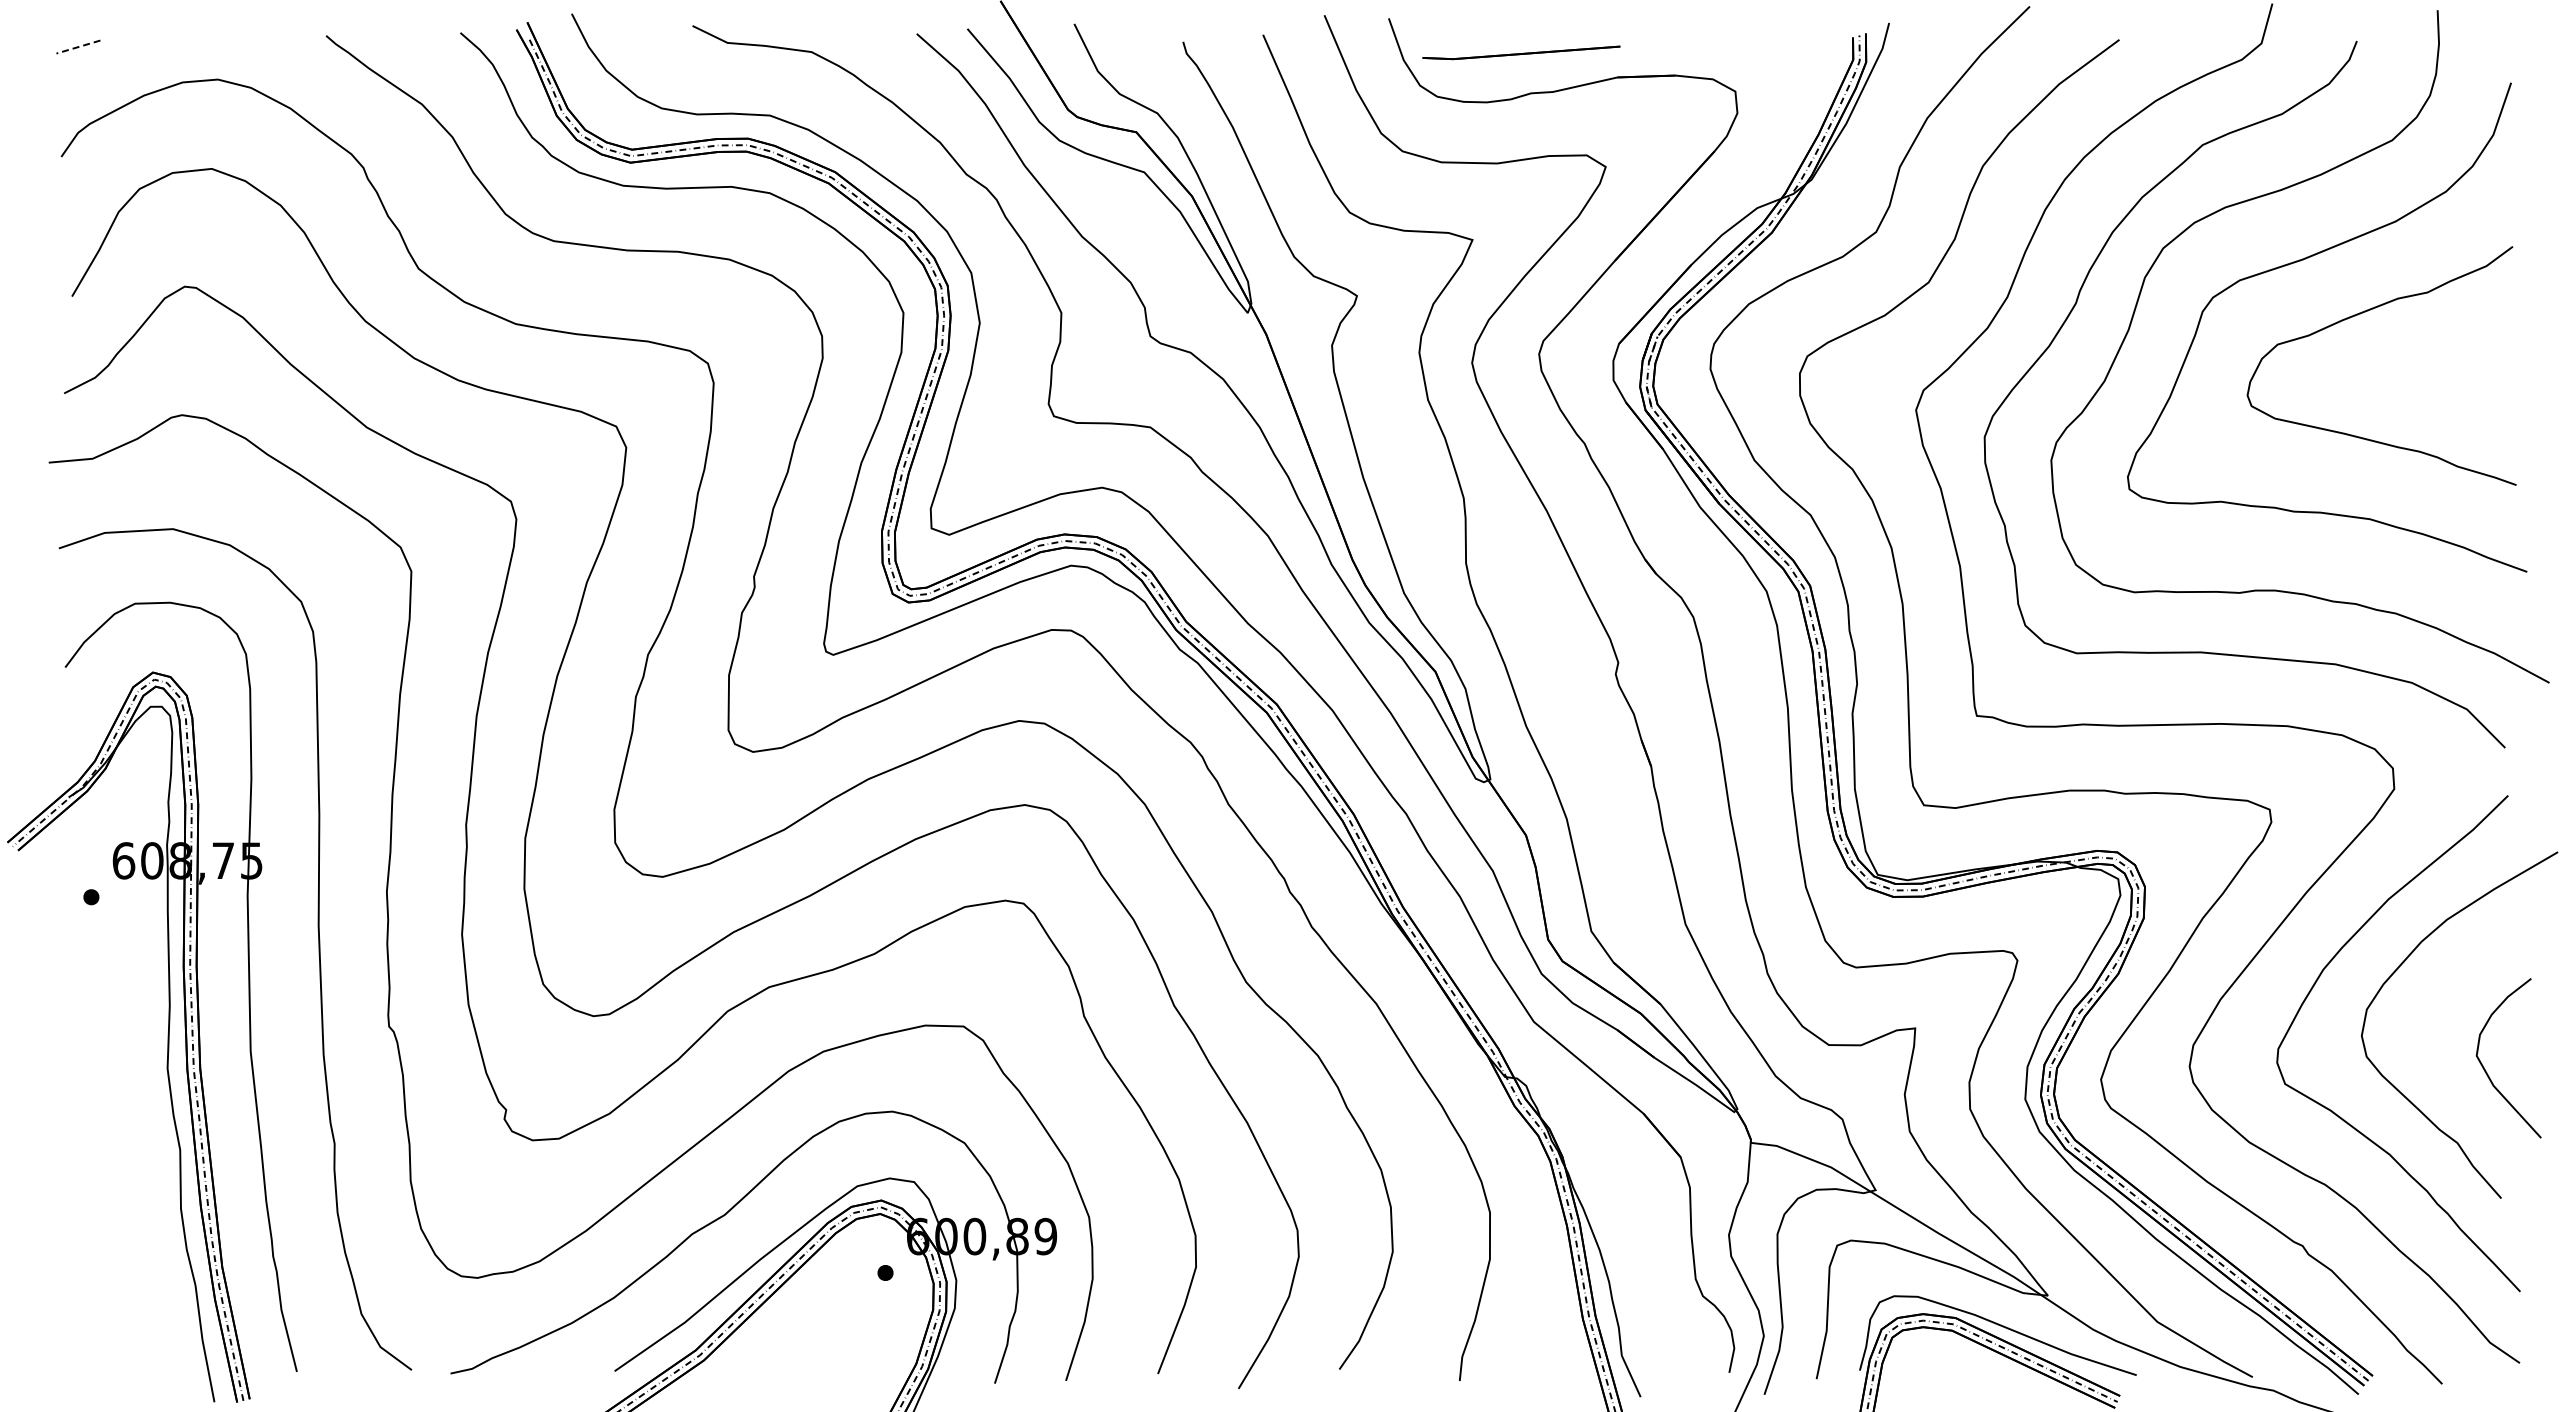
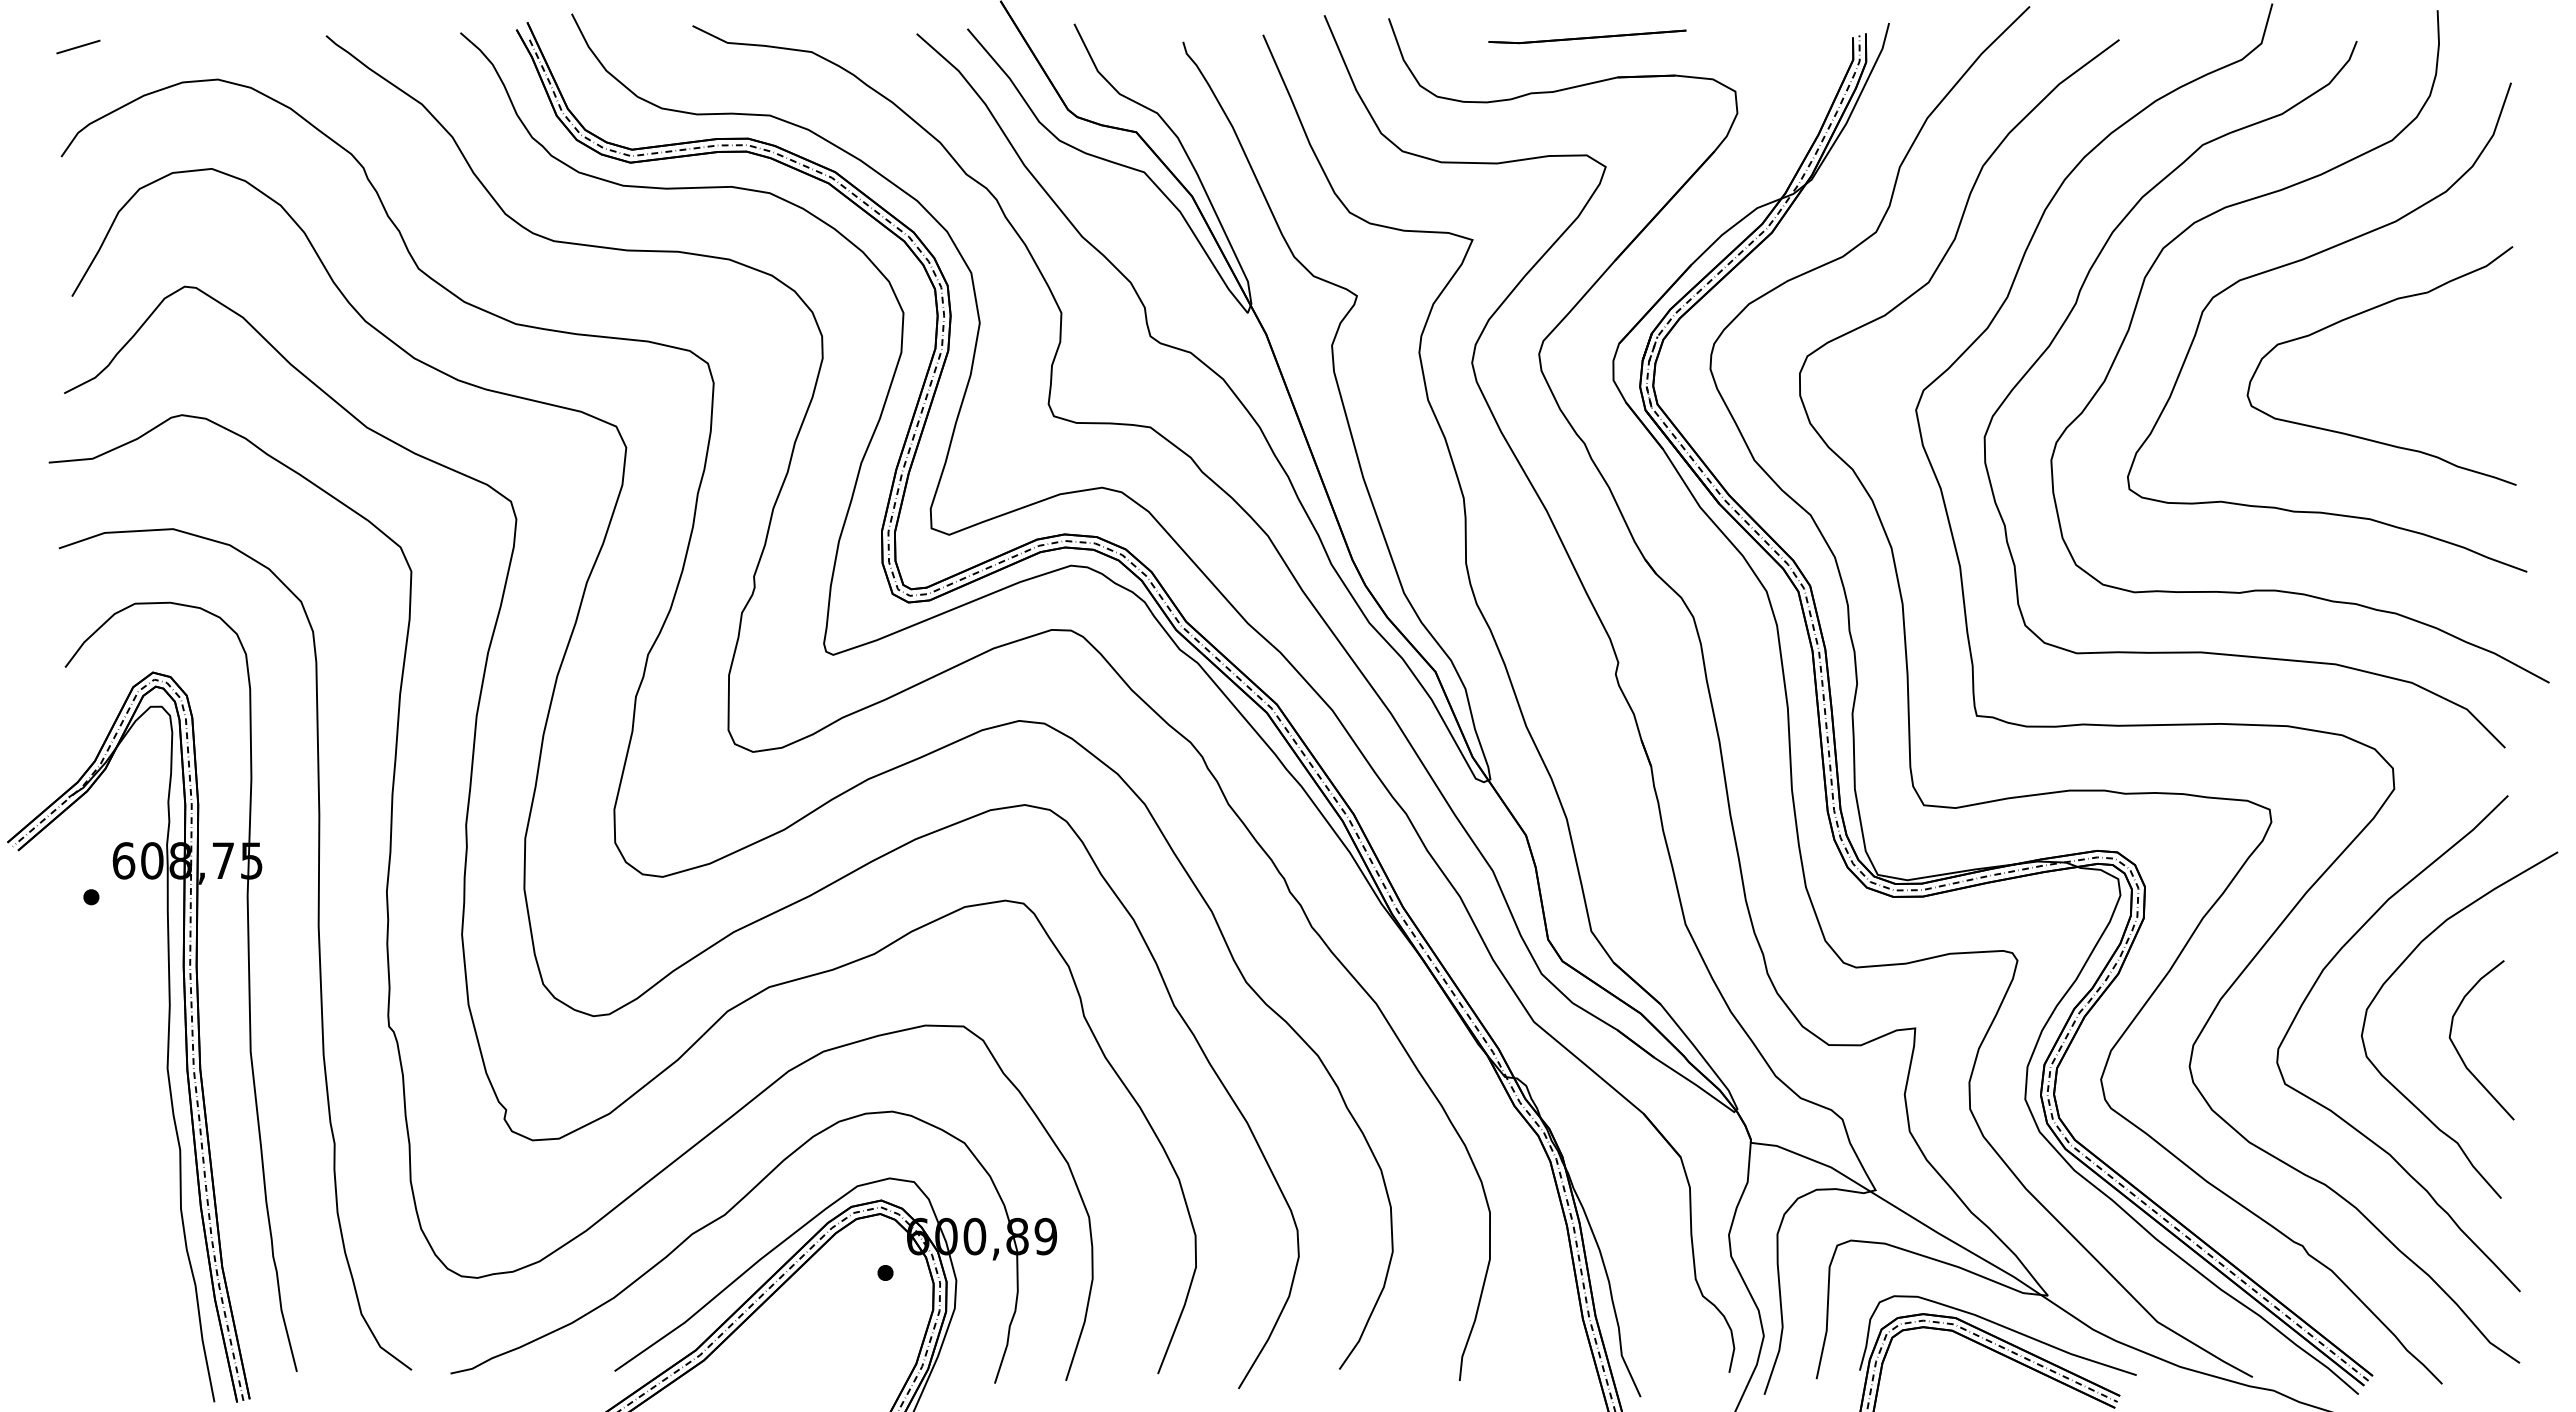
line: dashed -> solid (78, 47)
part position: (1521, 52) -> (1587, 36) (1587, 36)
curve position: (2487, 1072) -> (2460, 1054) (2460, 1054)
